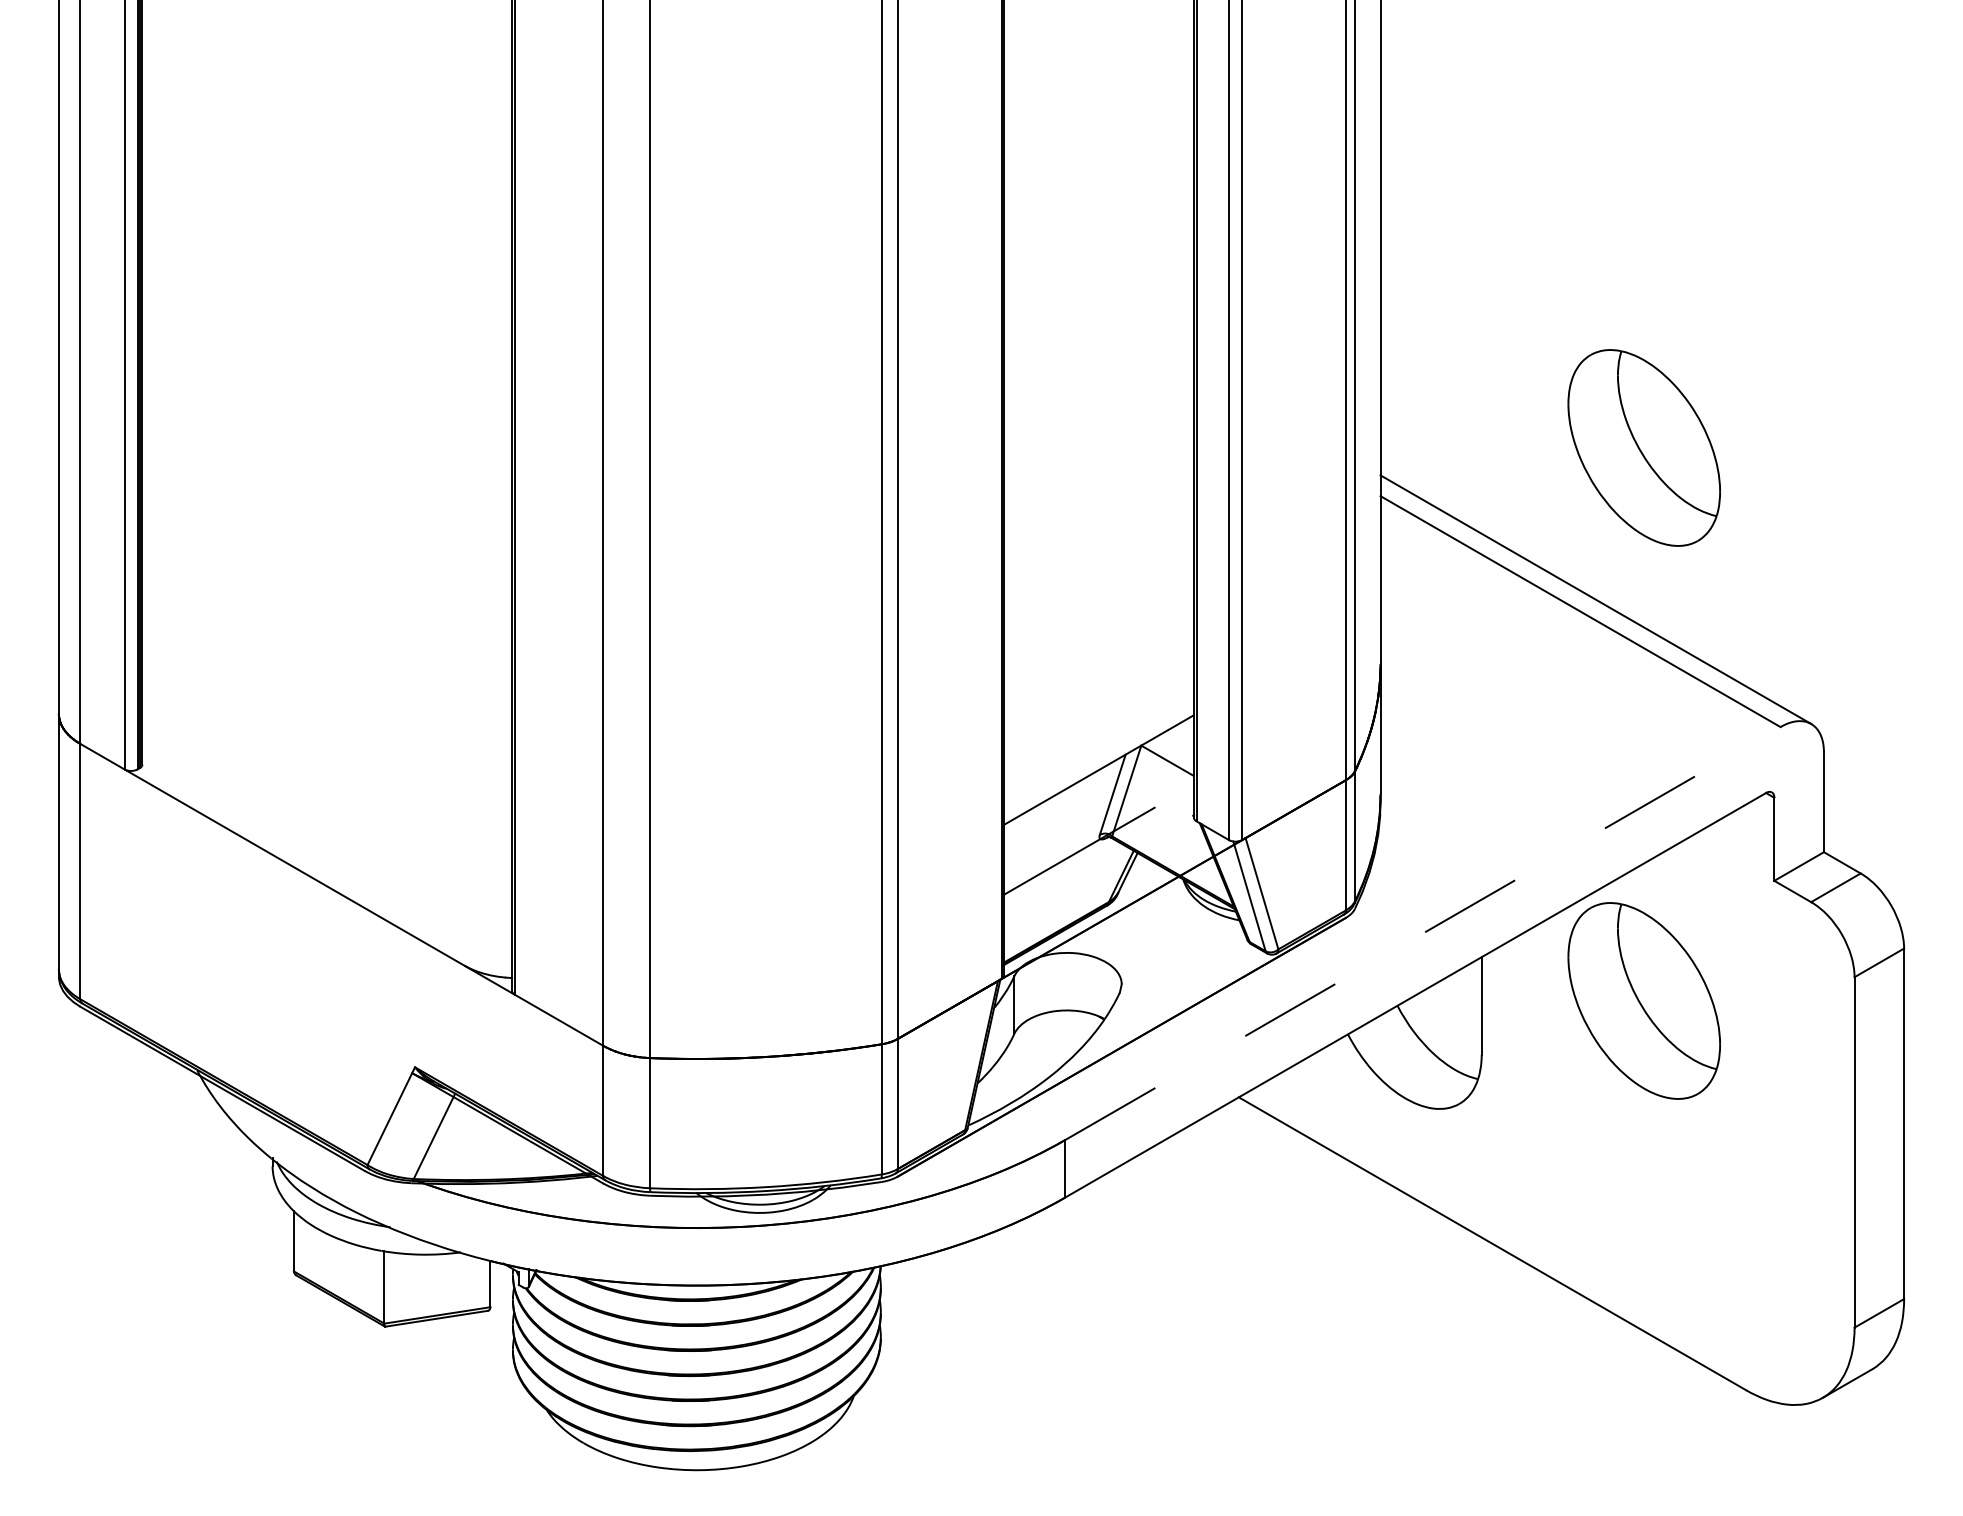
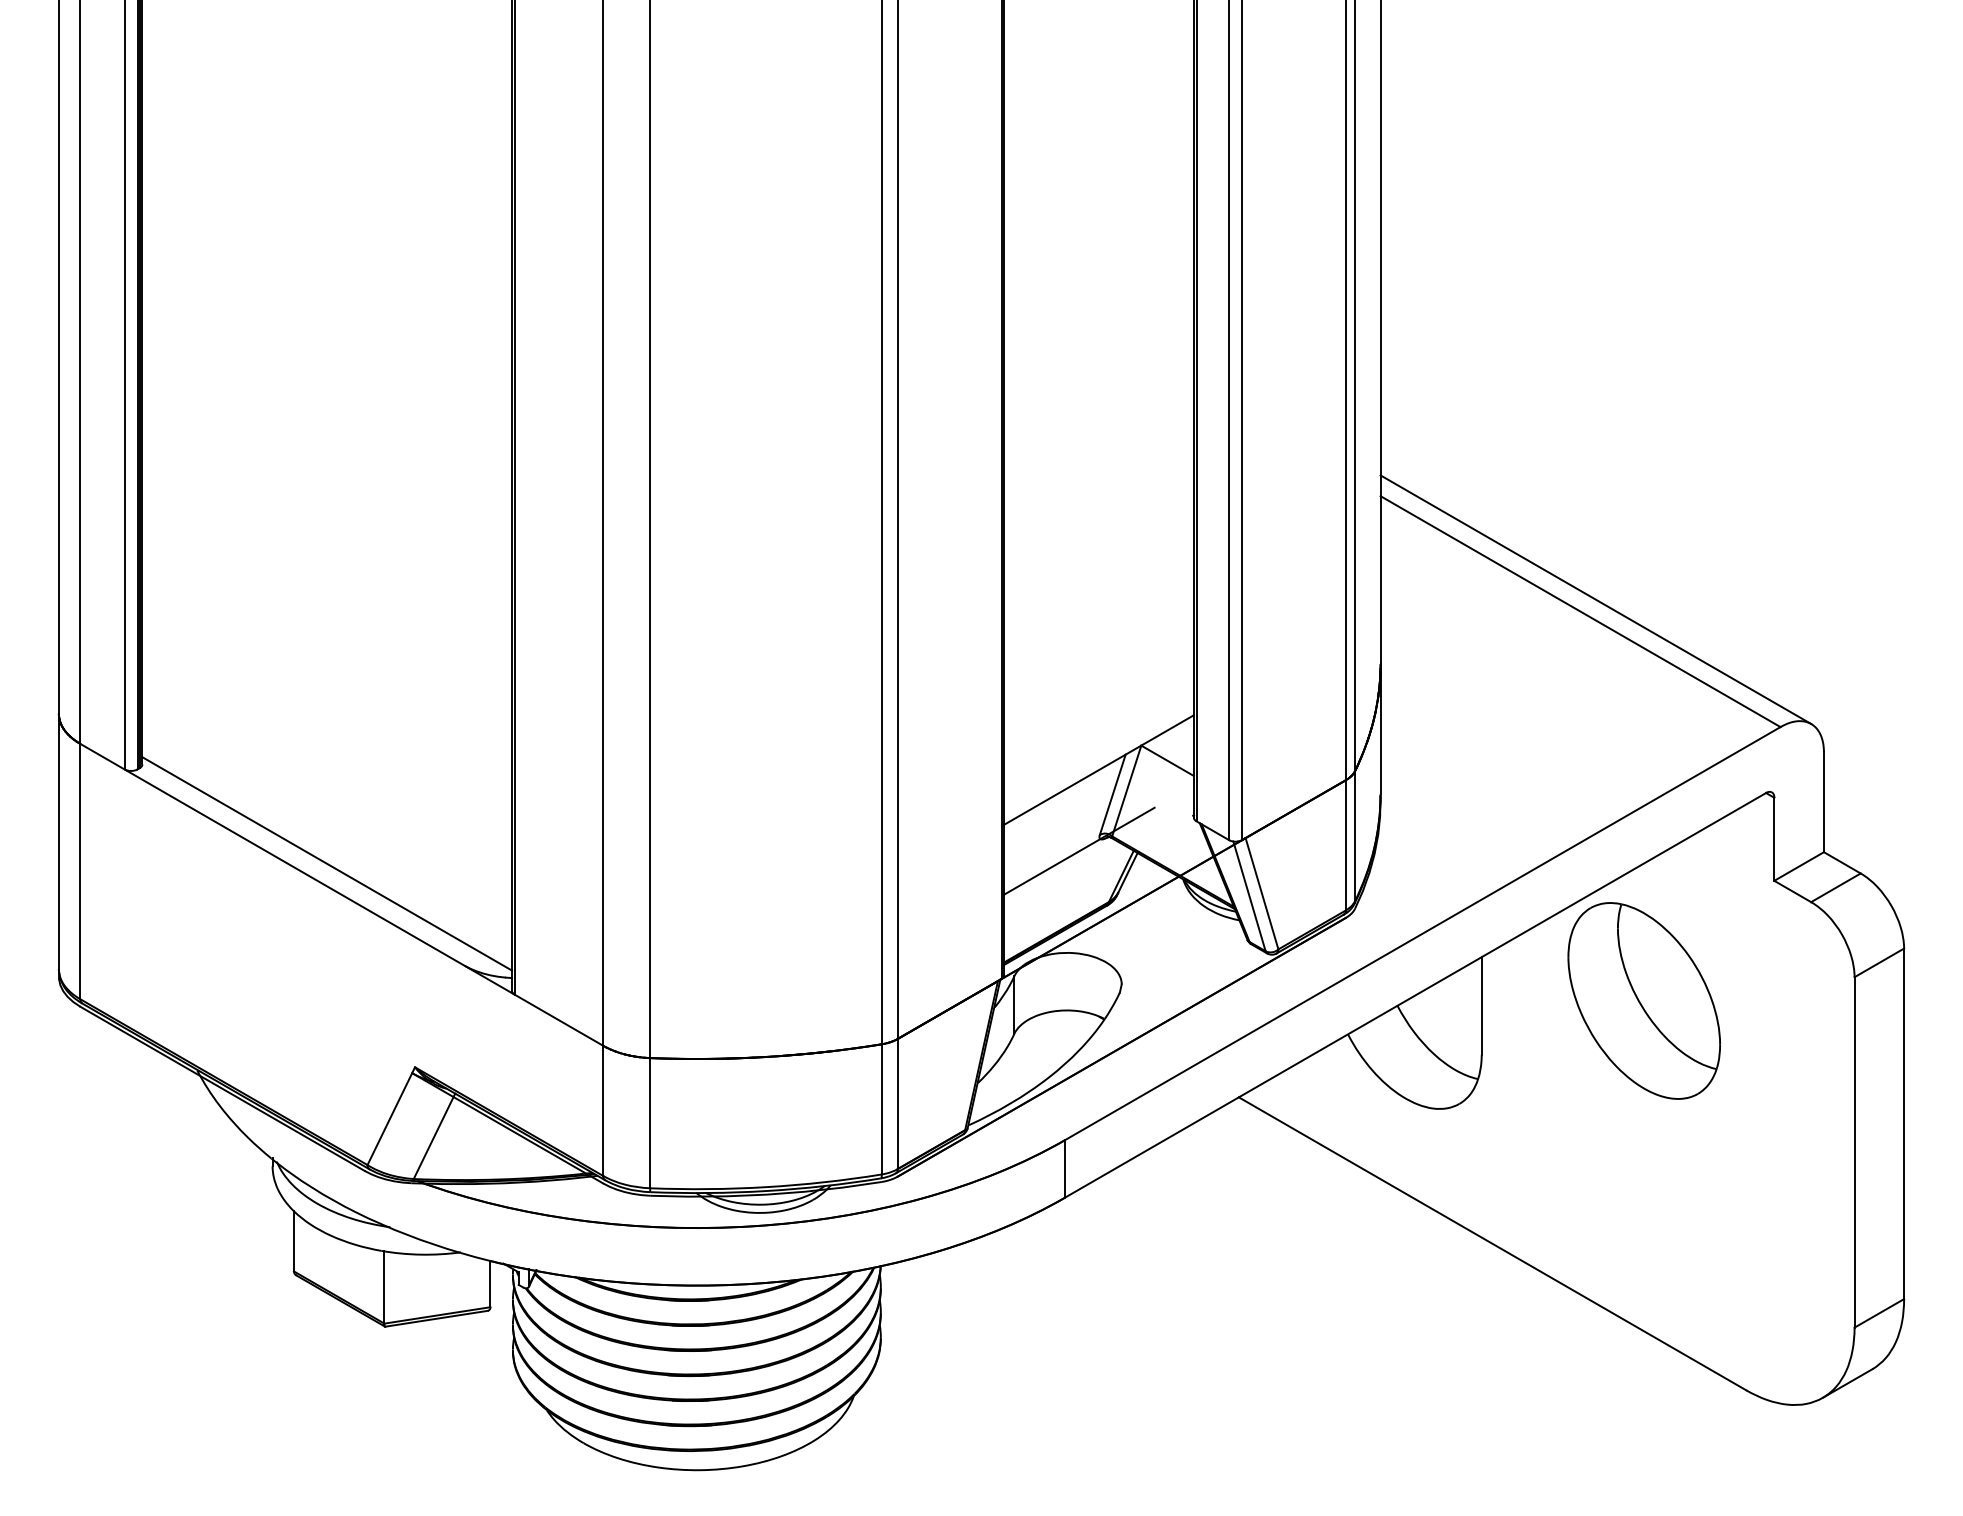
part: present -> none (1643, 447)
line: none -> present (327, 863)
line: dashed -> solid (1423, 933)
